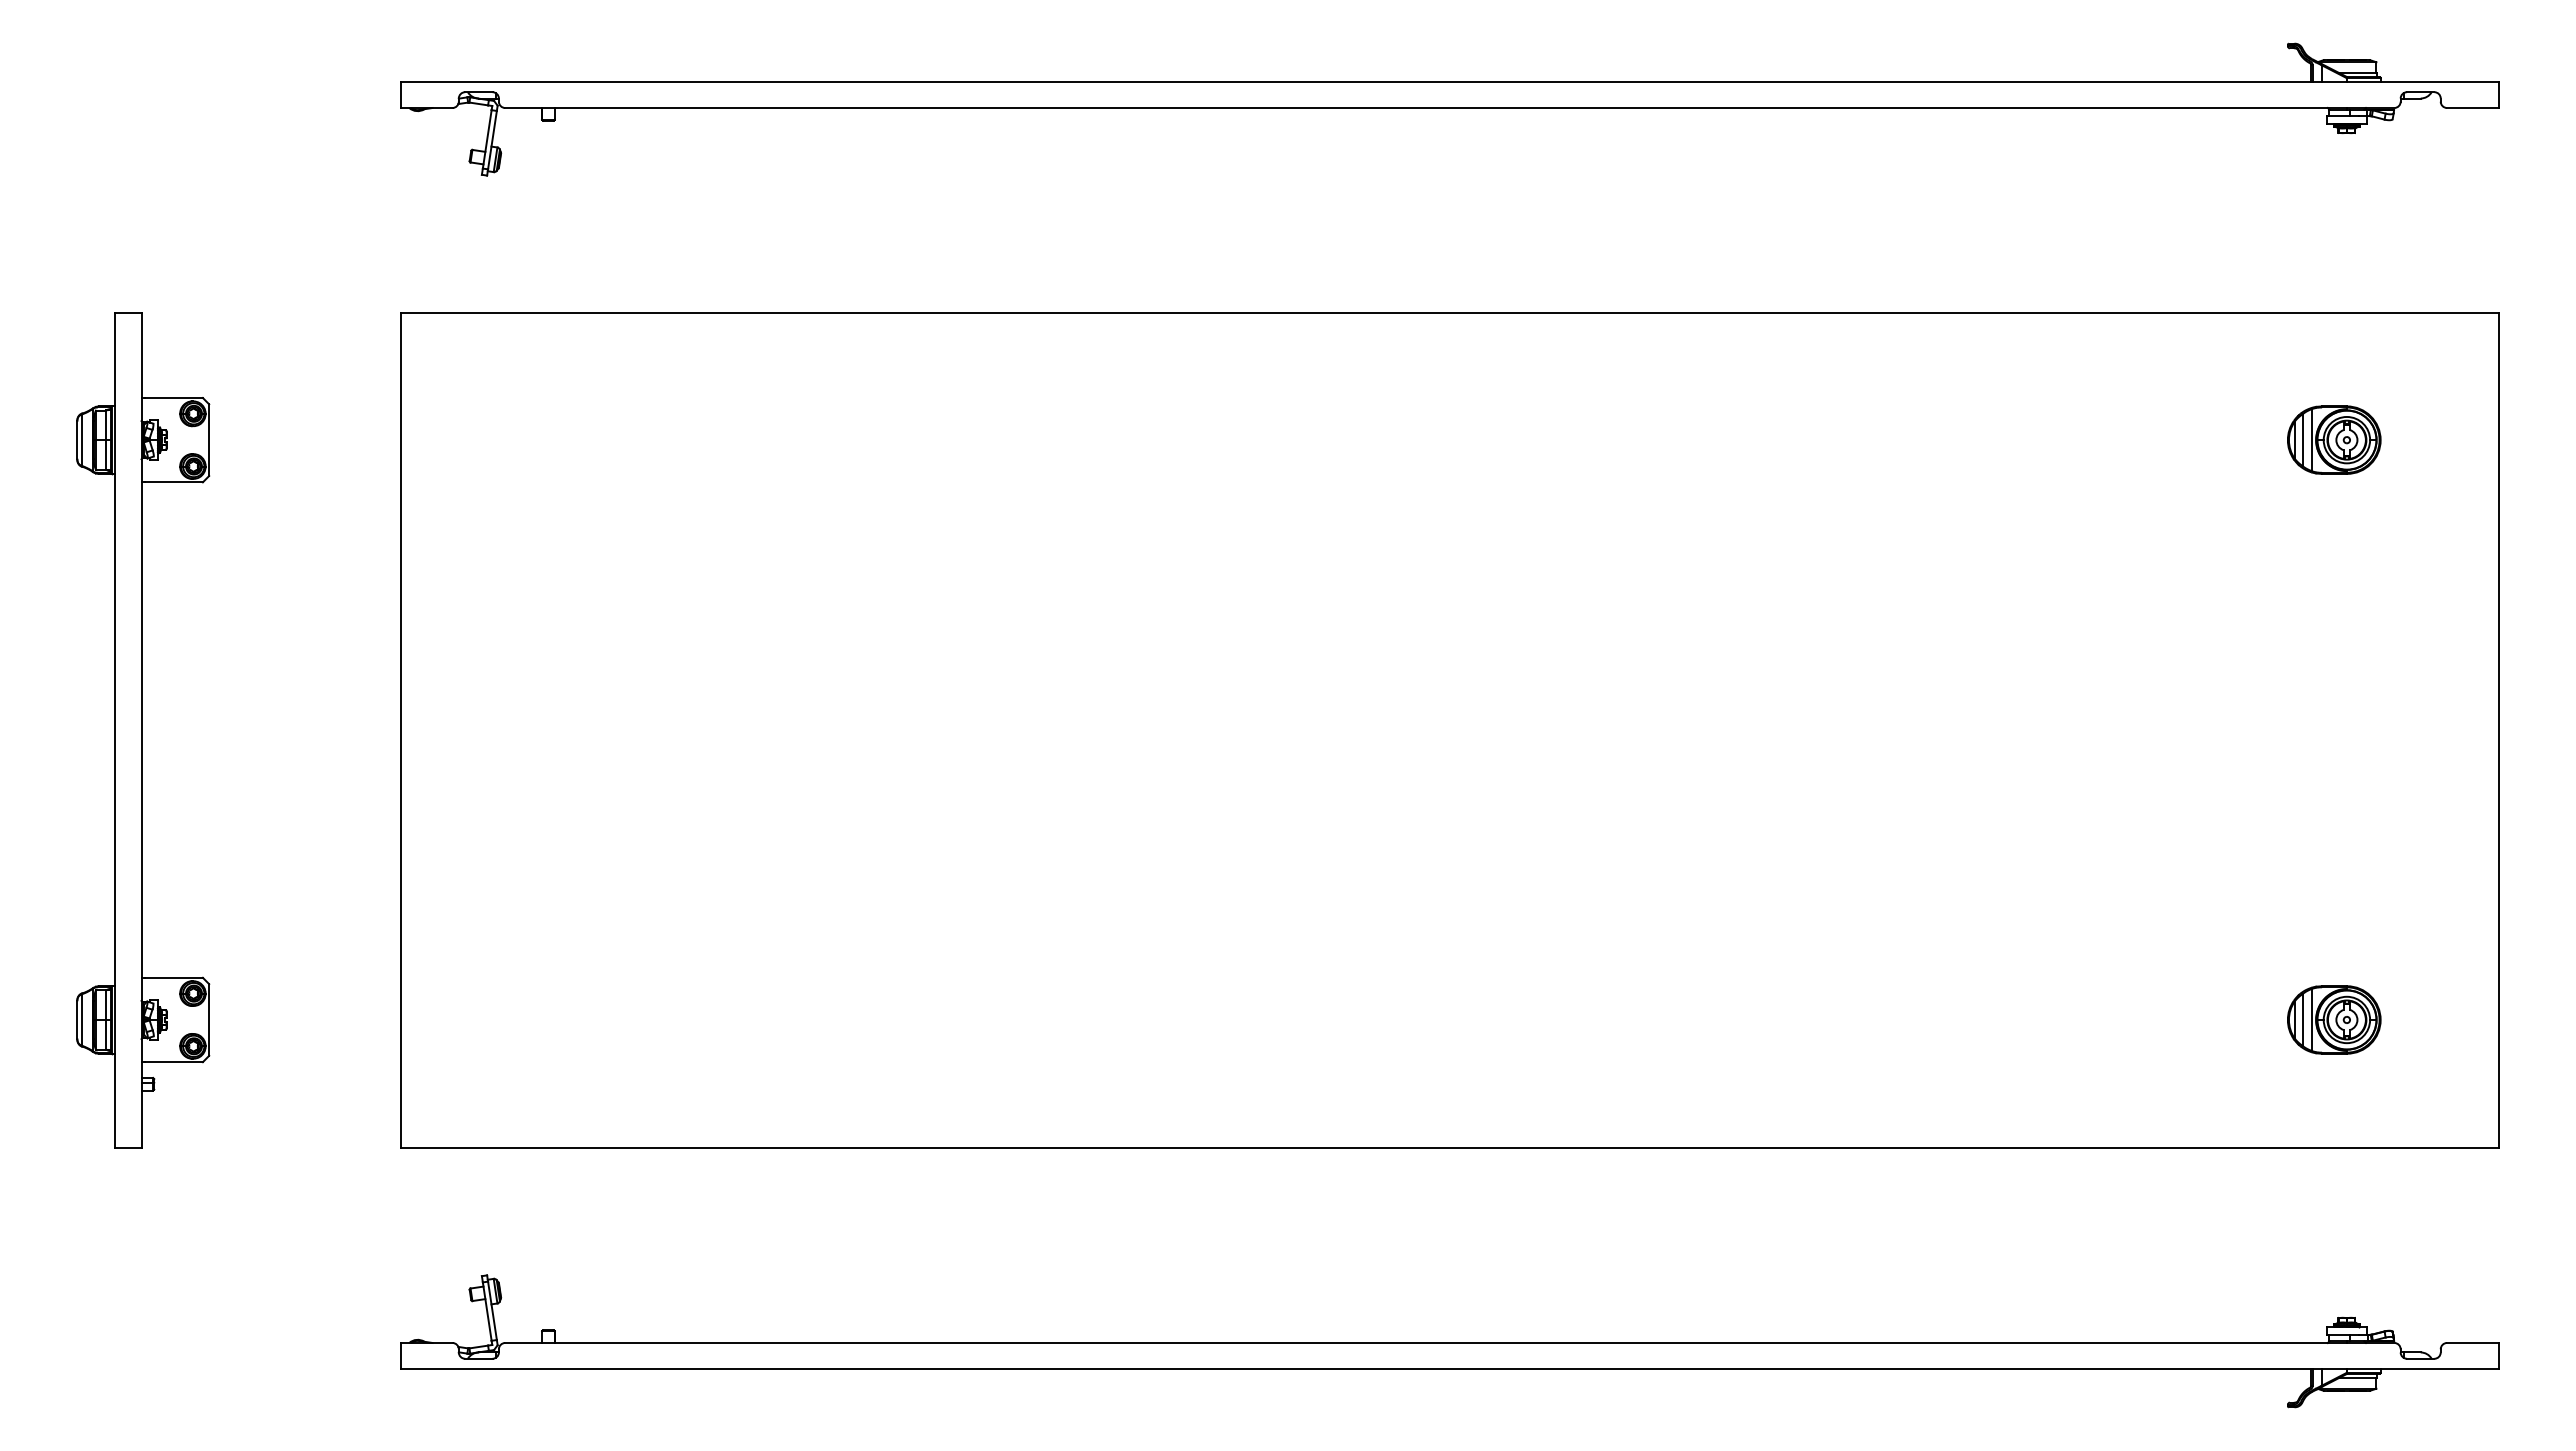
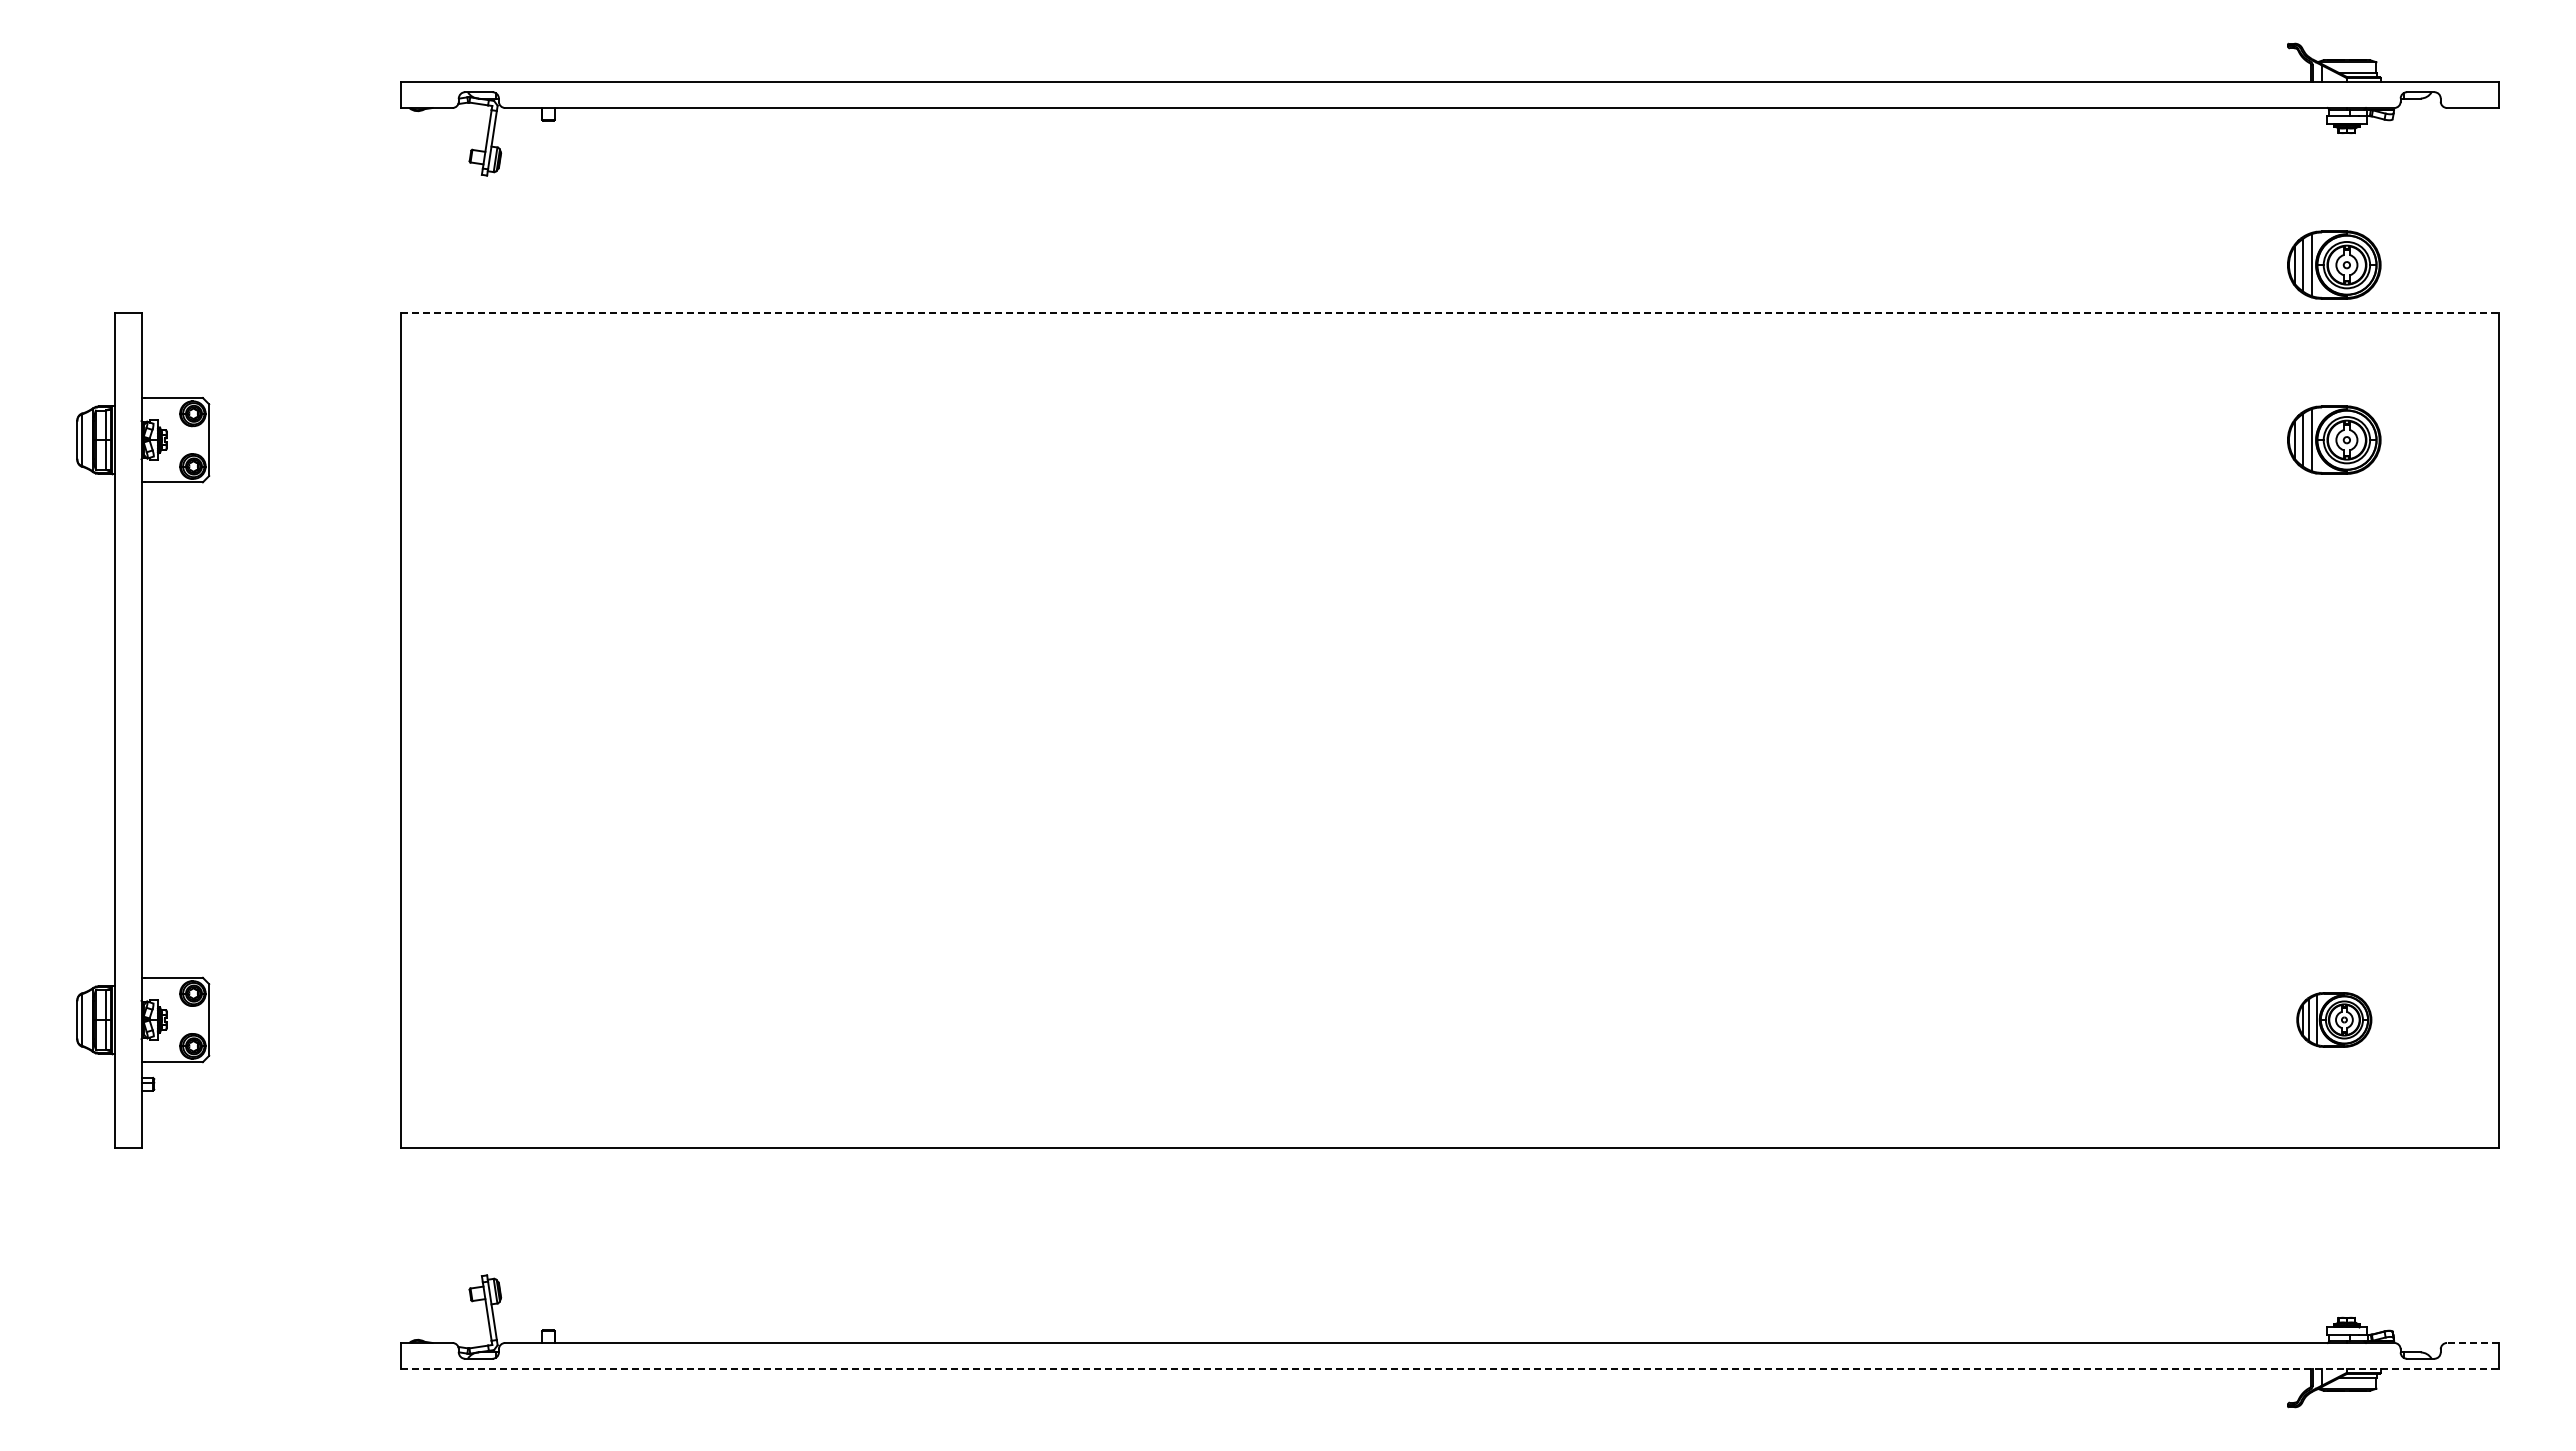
part: none -> present (2334, 264)
line: solid -> dashed (1449, 312)
part size: 95x70 px -> 77x56 px (2334, 1019)
line: solid -> dashed (2472, 1342)
line: solid -> dashed (1449, 1369)
